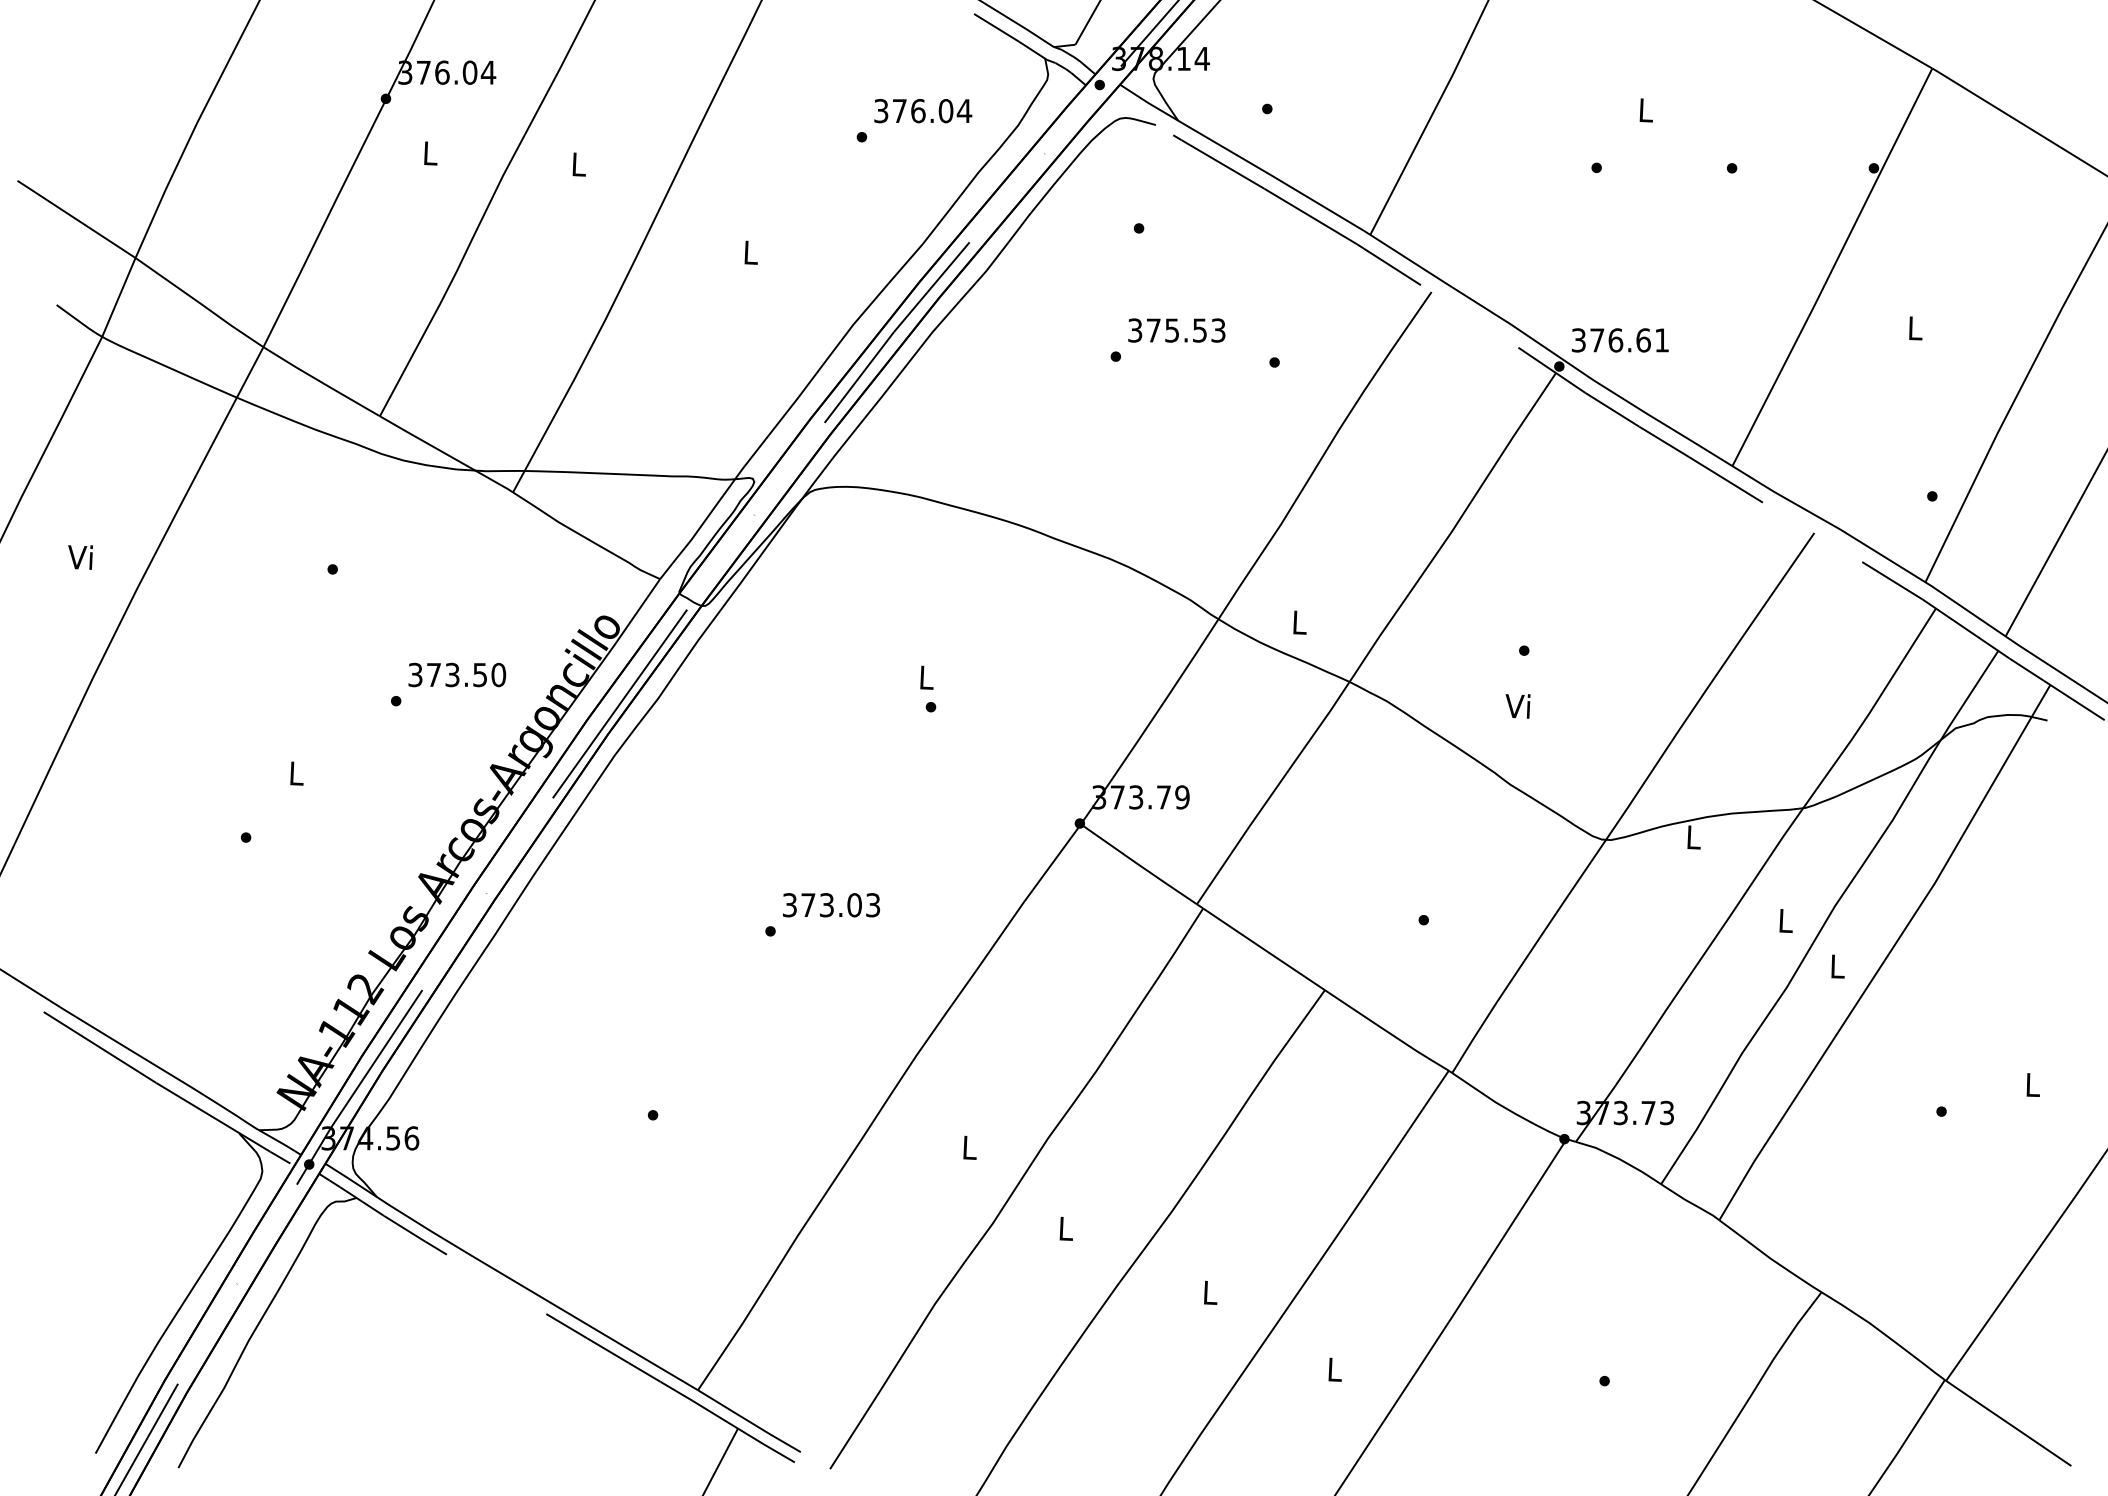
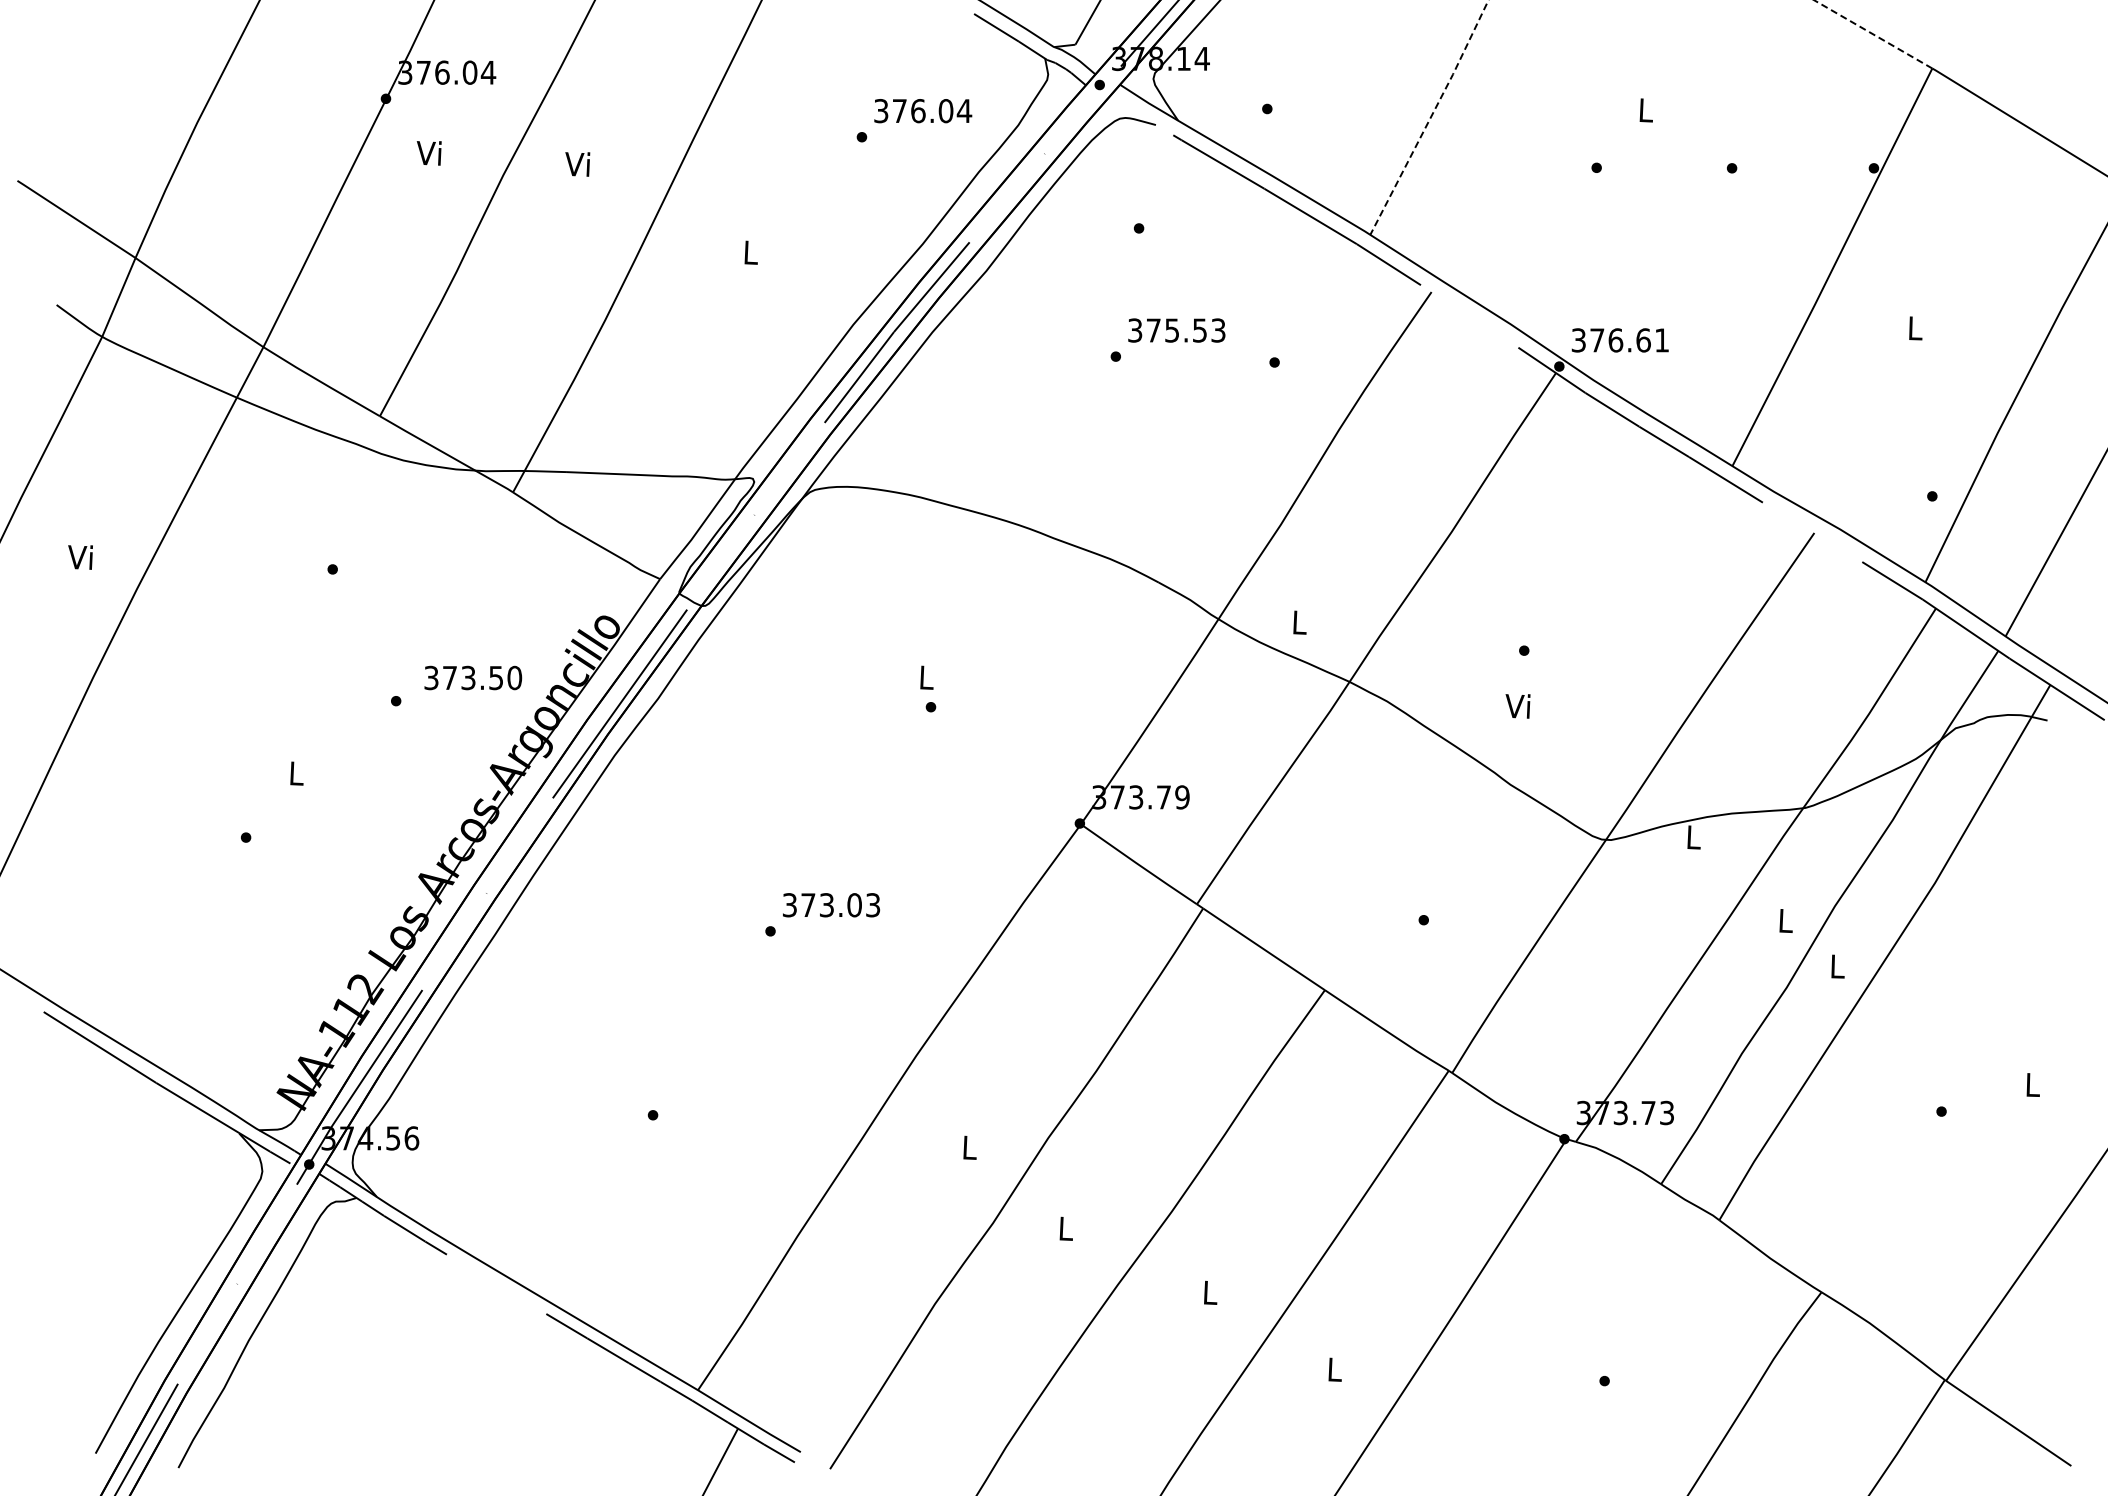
line: solid -> dashed (1872, 34)
line: solid -> dashed (1430, 117)
text: L -> Vi (428, 153)
text: L -> Vi (577, 164)
text position: (457, 674) -> (473, 677) (473, 677)
